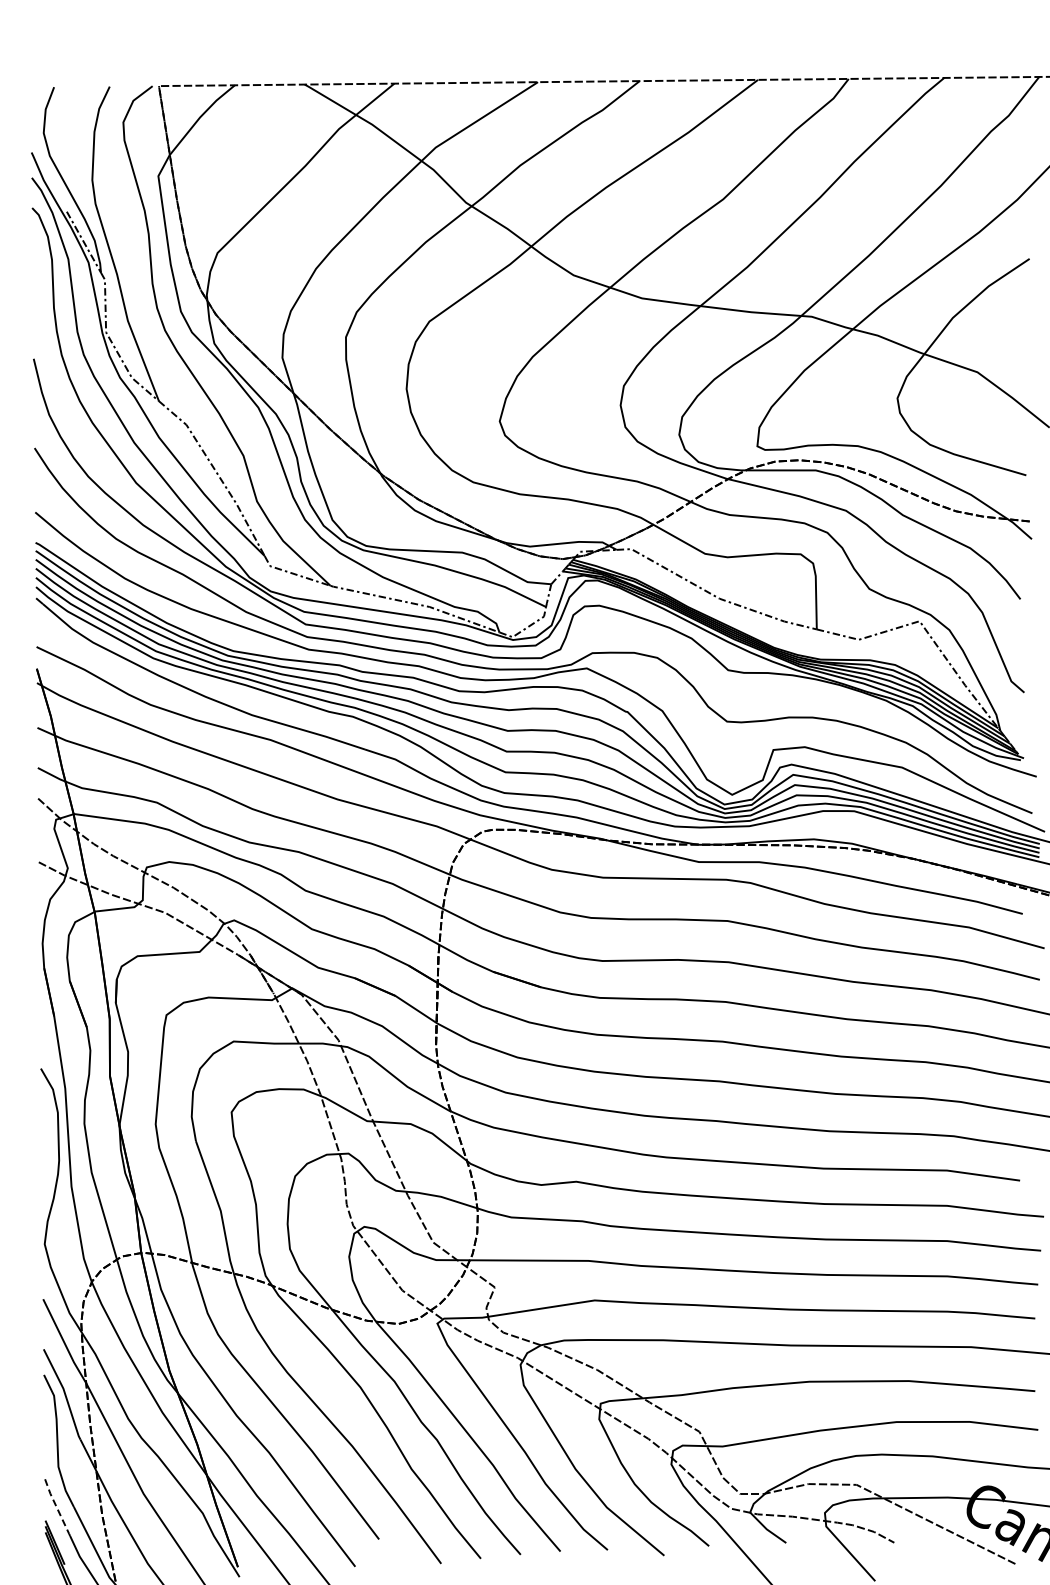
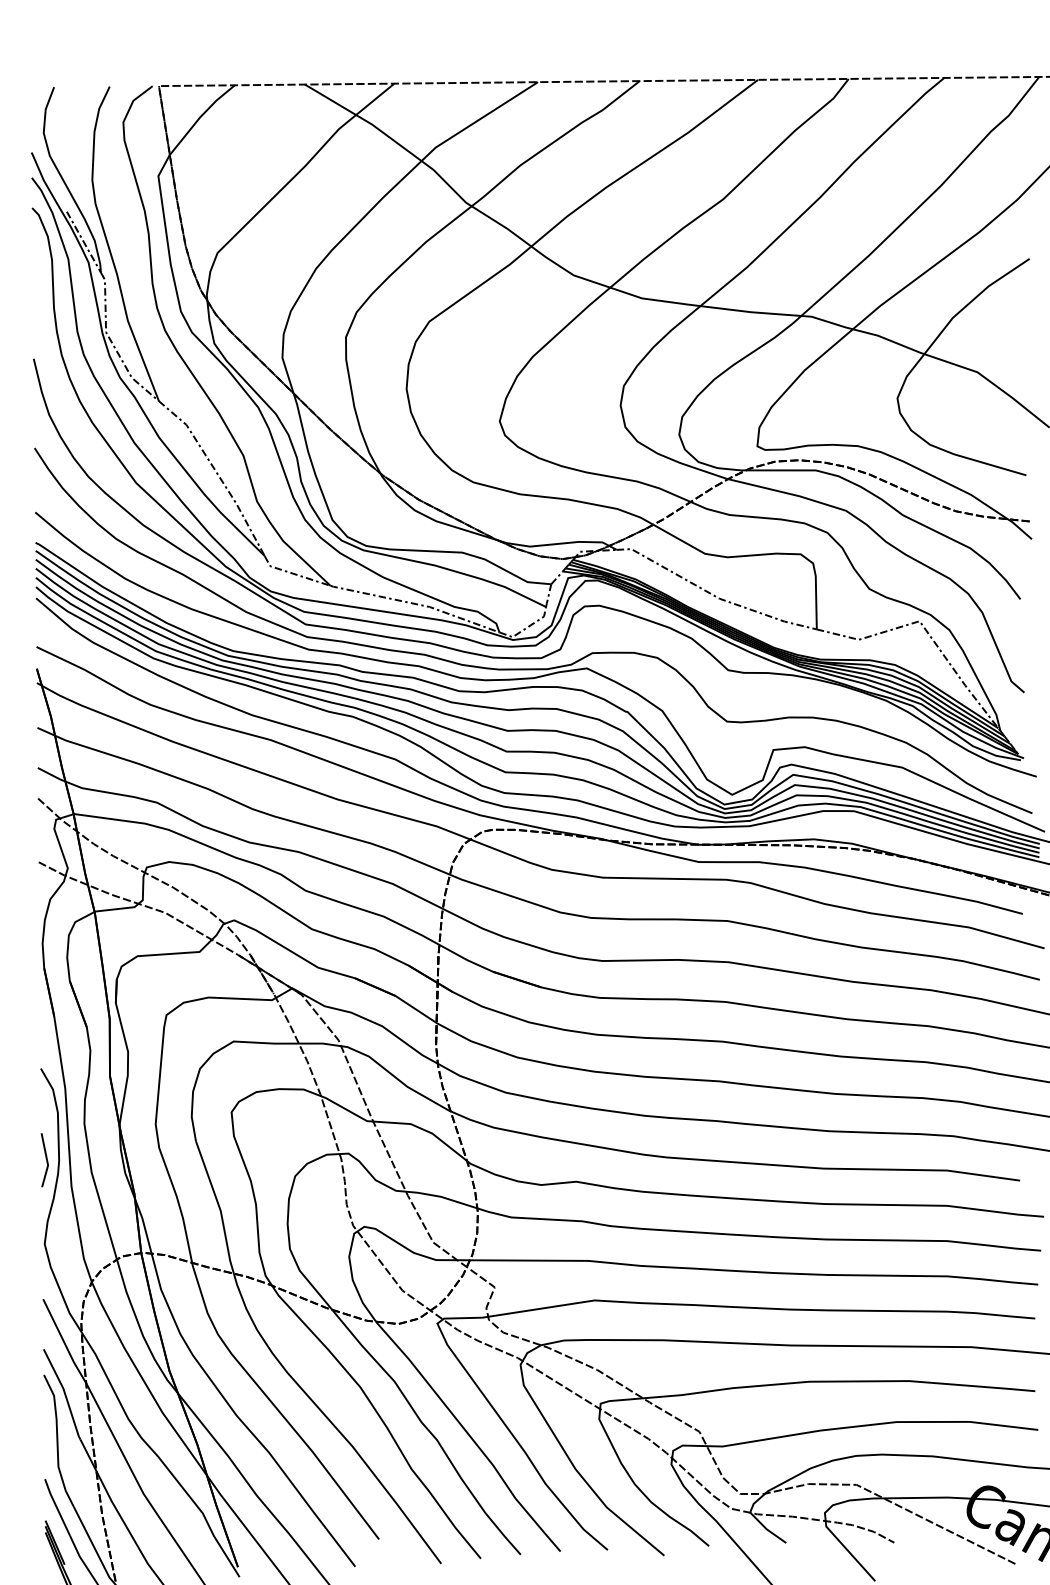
line: none -> present (46, 1160)
line: dashed -> solid (57, 1508)
